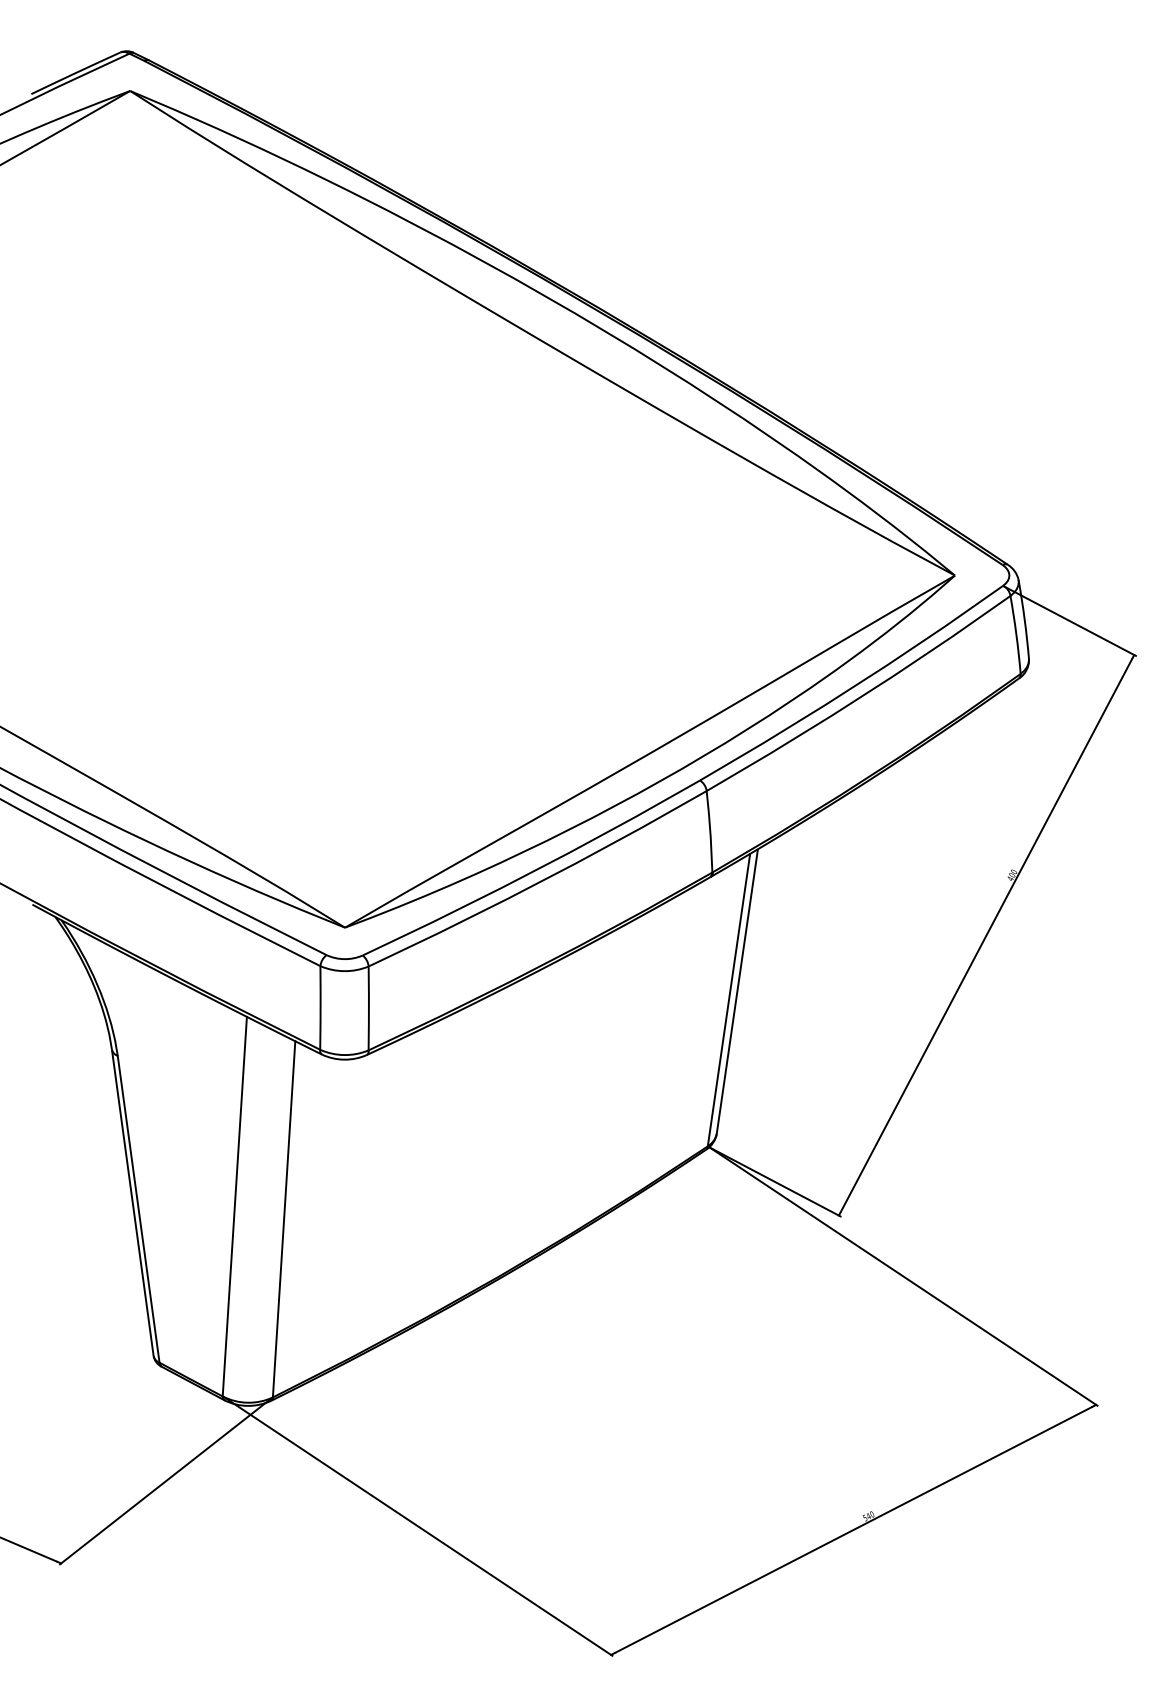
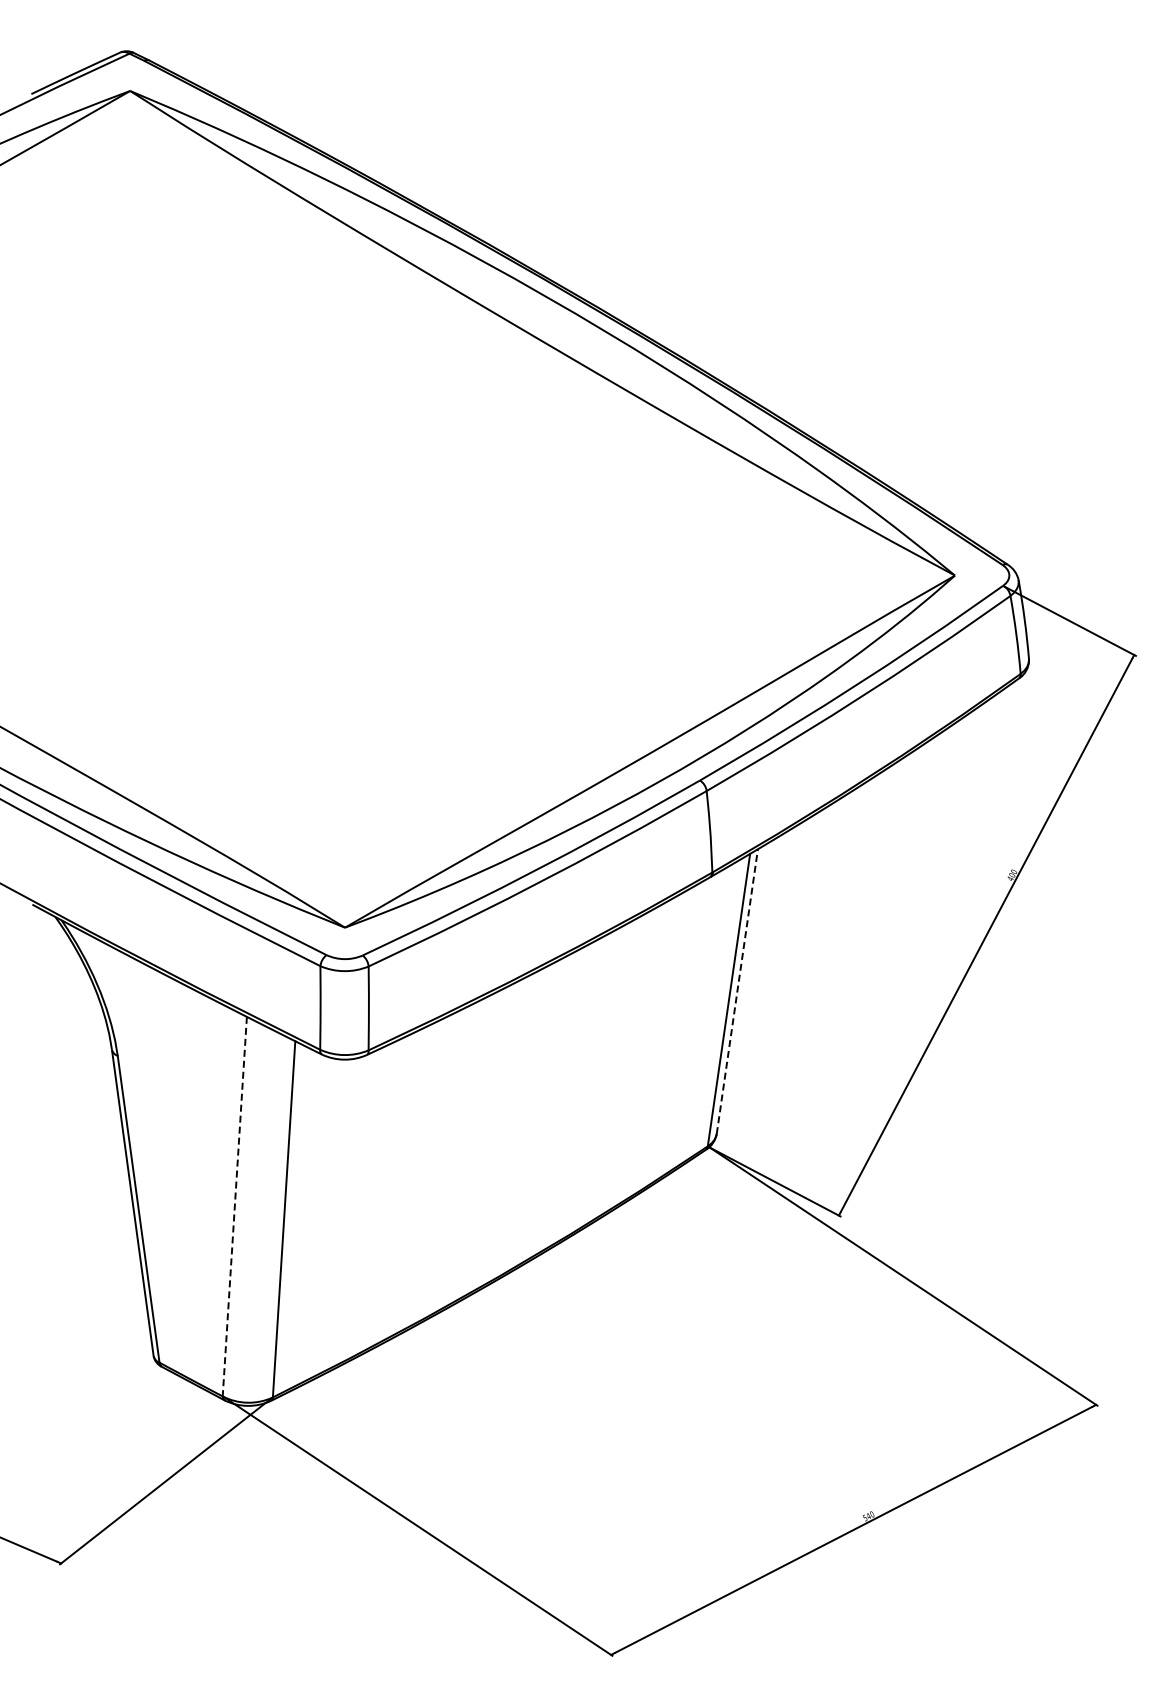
line: solid -> dashed (737, 990)
line: solid -> dashed (234, 1207)
